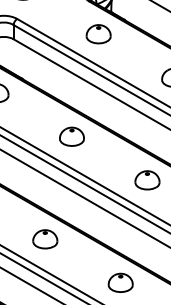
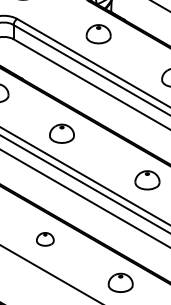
part position: (71, 136) -> (61, 133) (61, 133)
part size: 27x21 px -> 19x15 px (45, 239)
line: present -> none (43, 277)
line: present -> none (30, 284)
